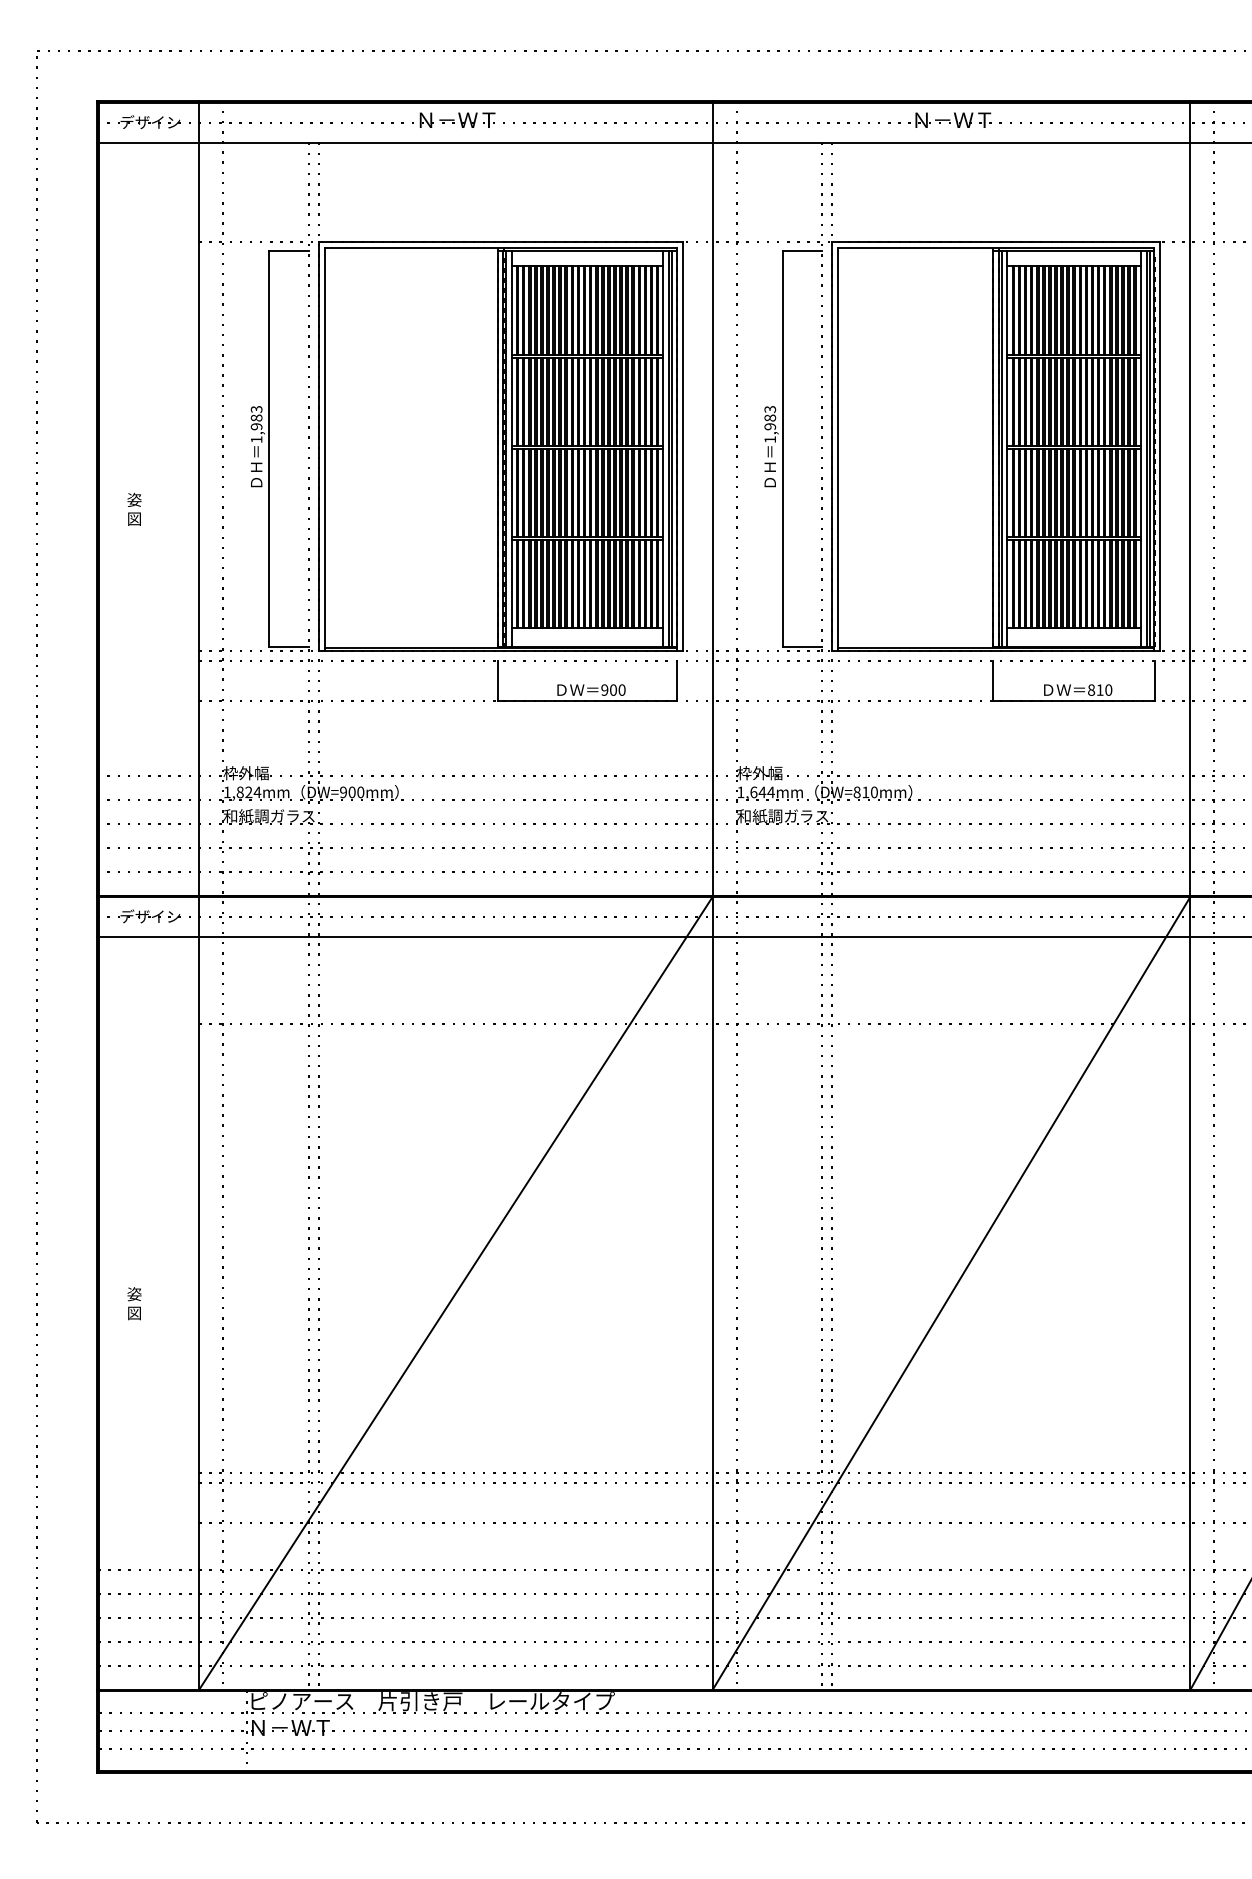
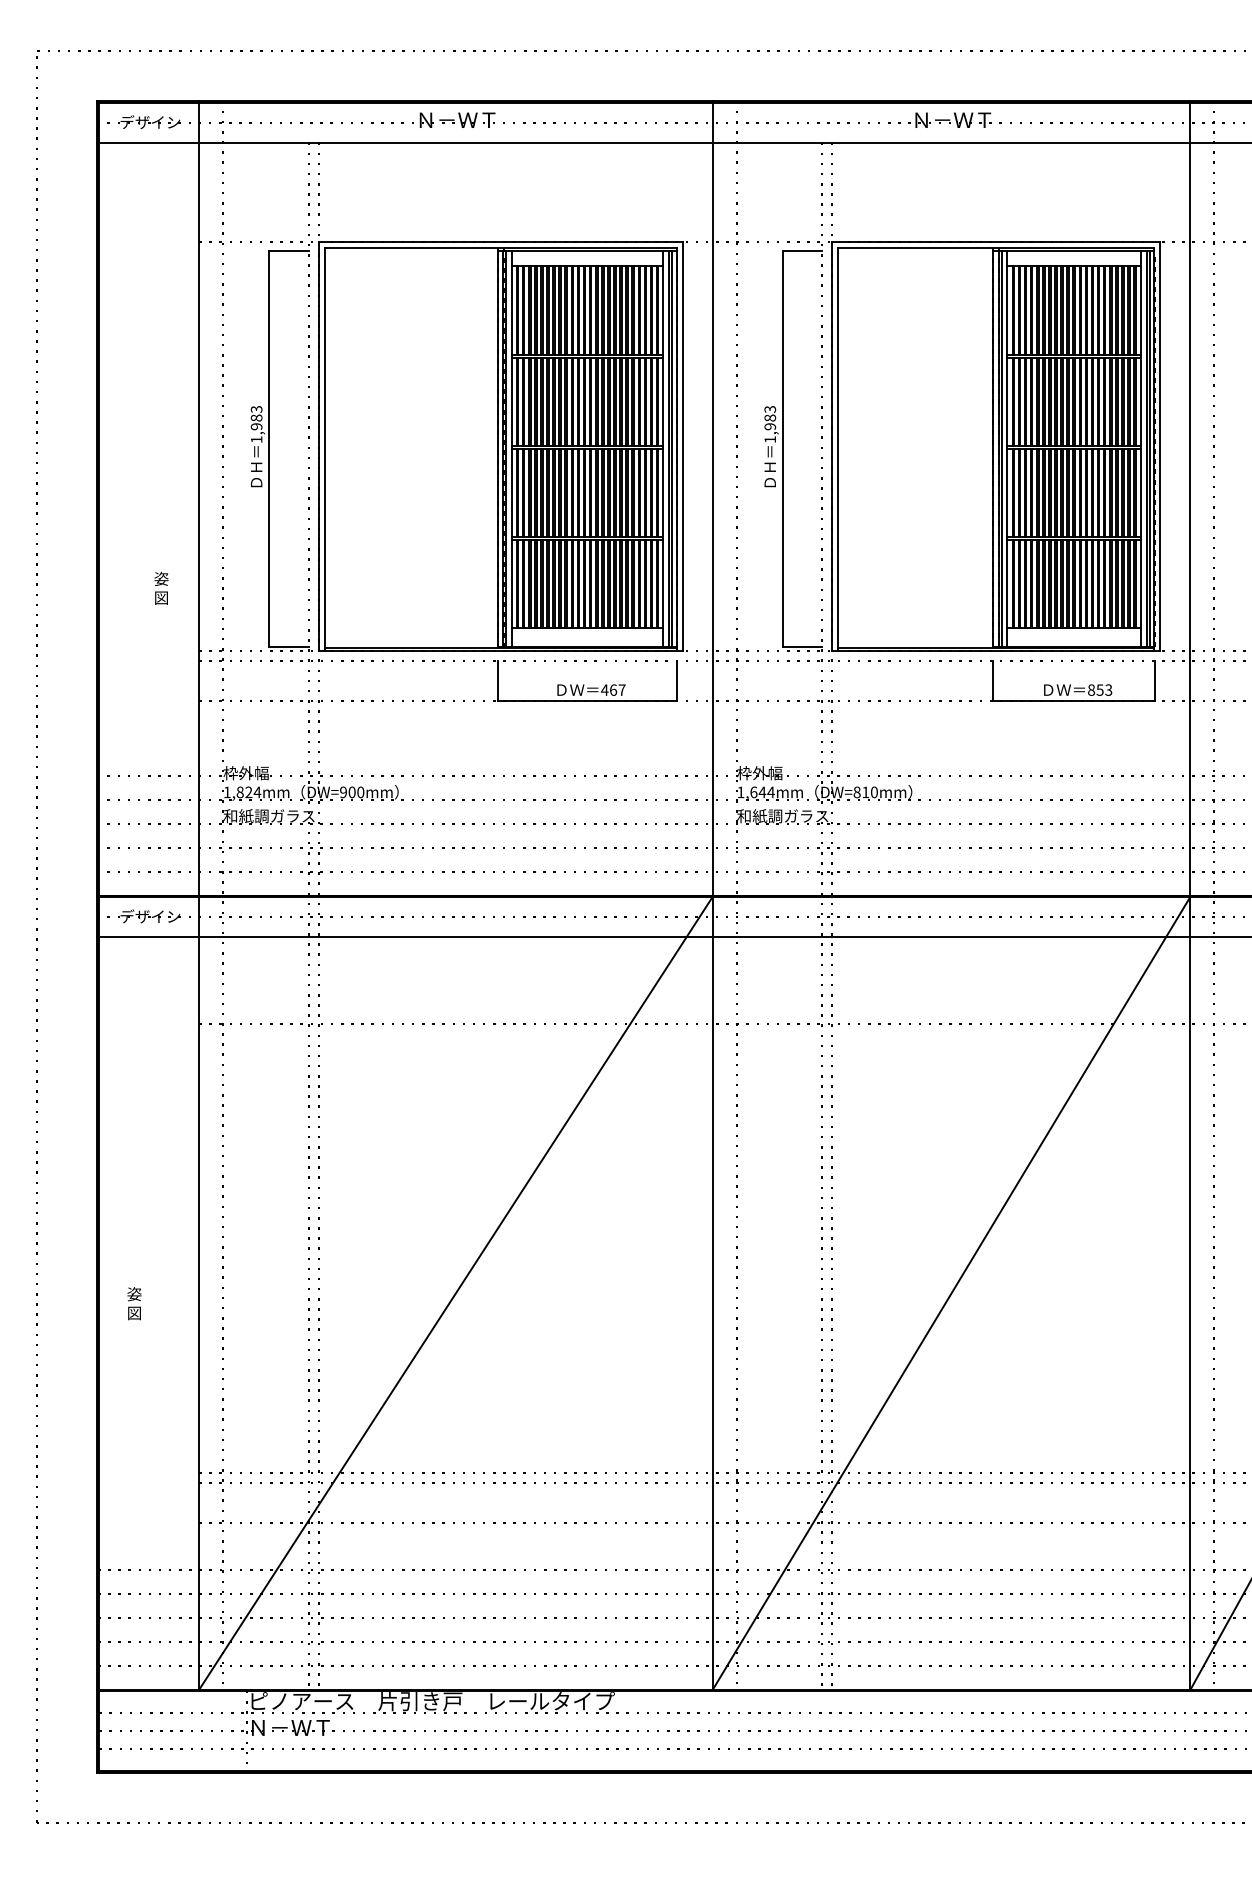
text position: (134, 508) -> (161, 587) (161, 587)
text: 900 -> 467 (613, 689)
text: 810 -> 853 (1104, 689)
